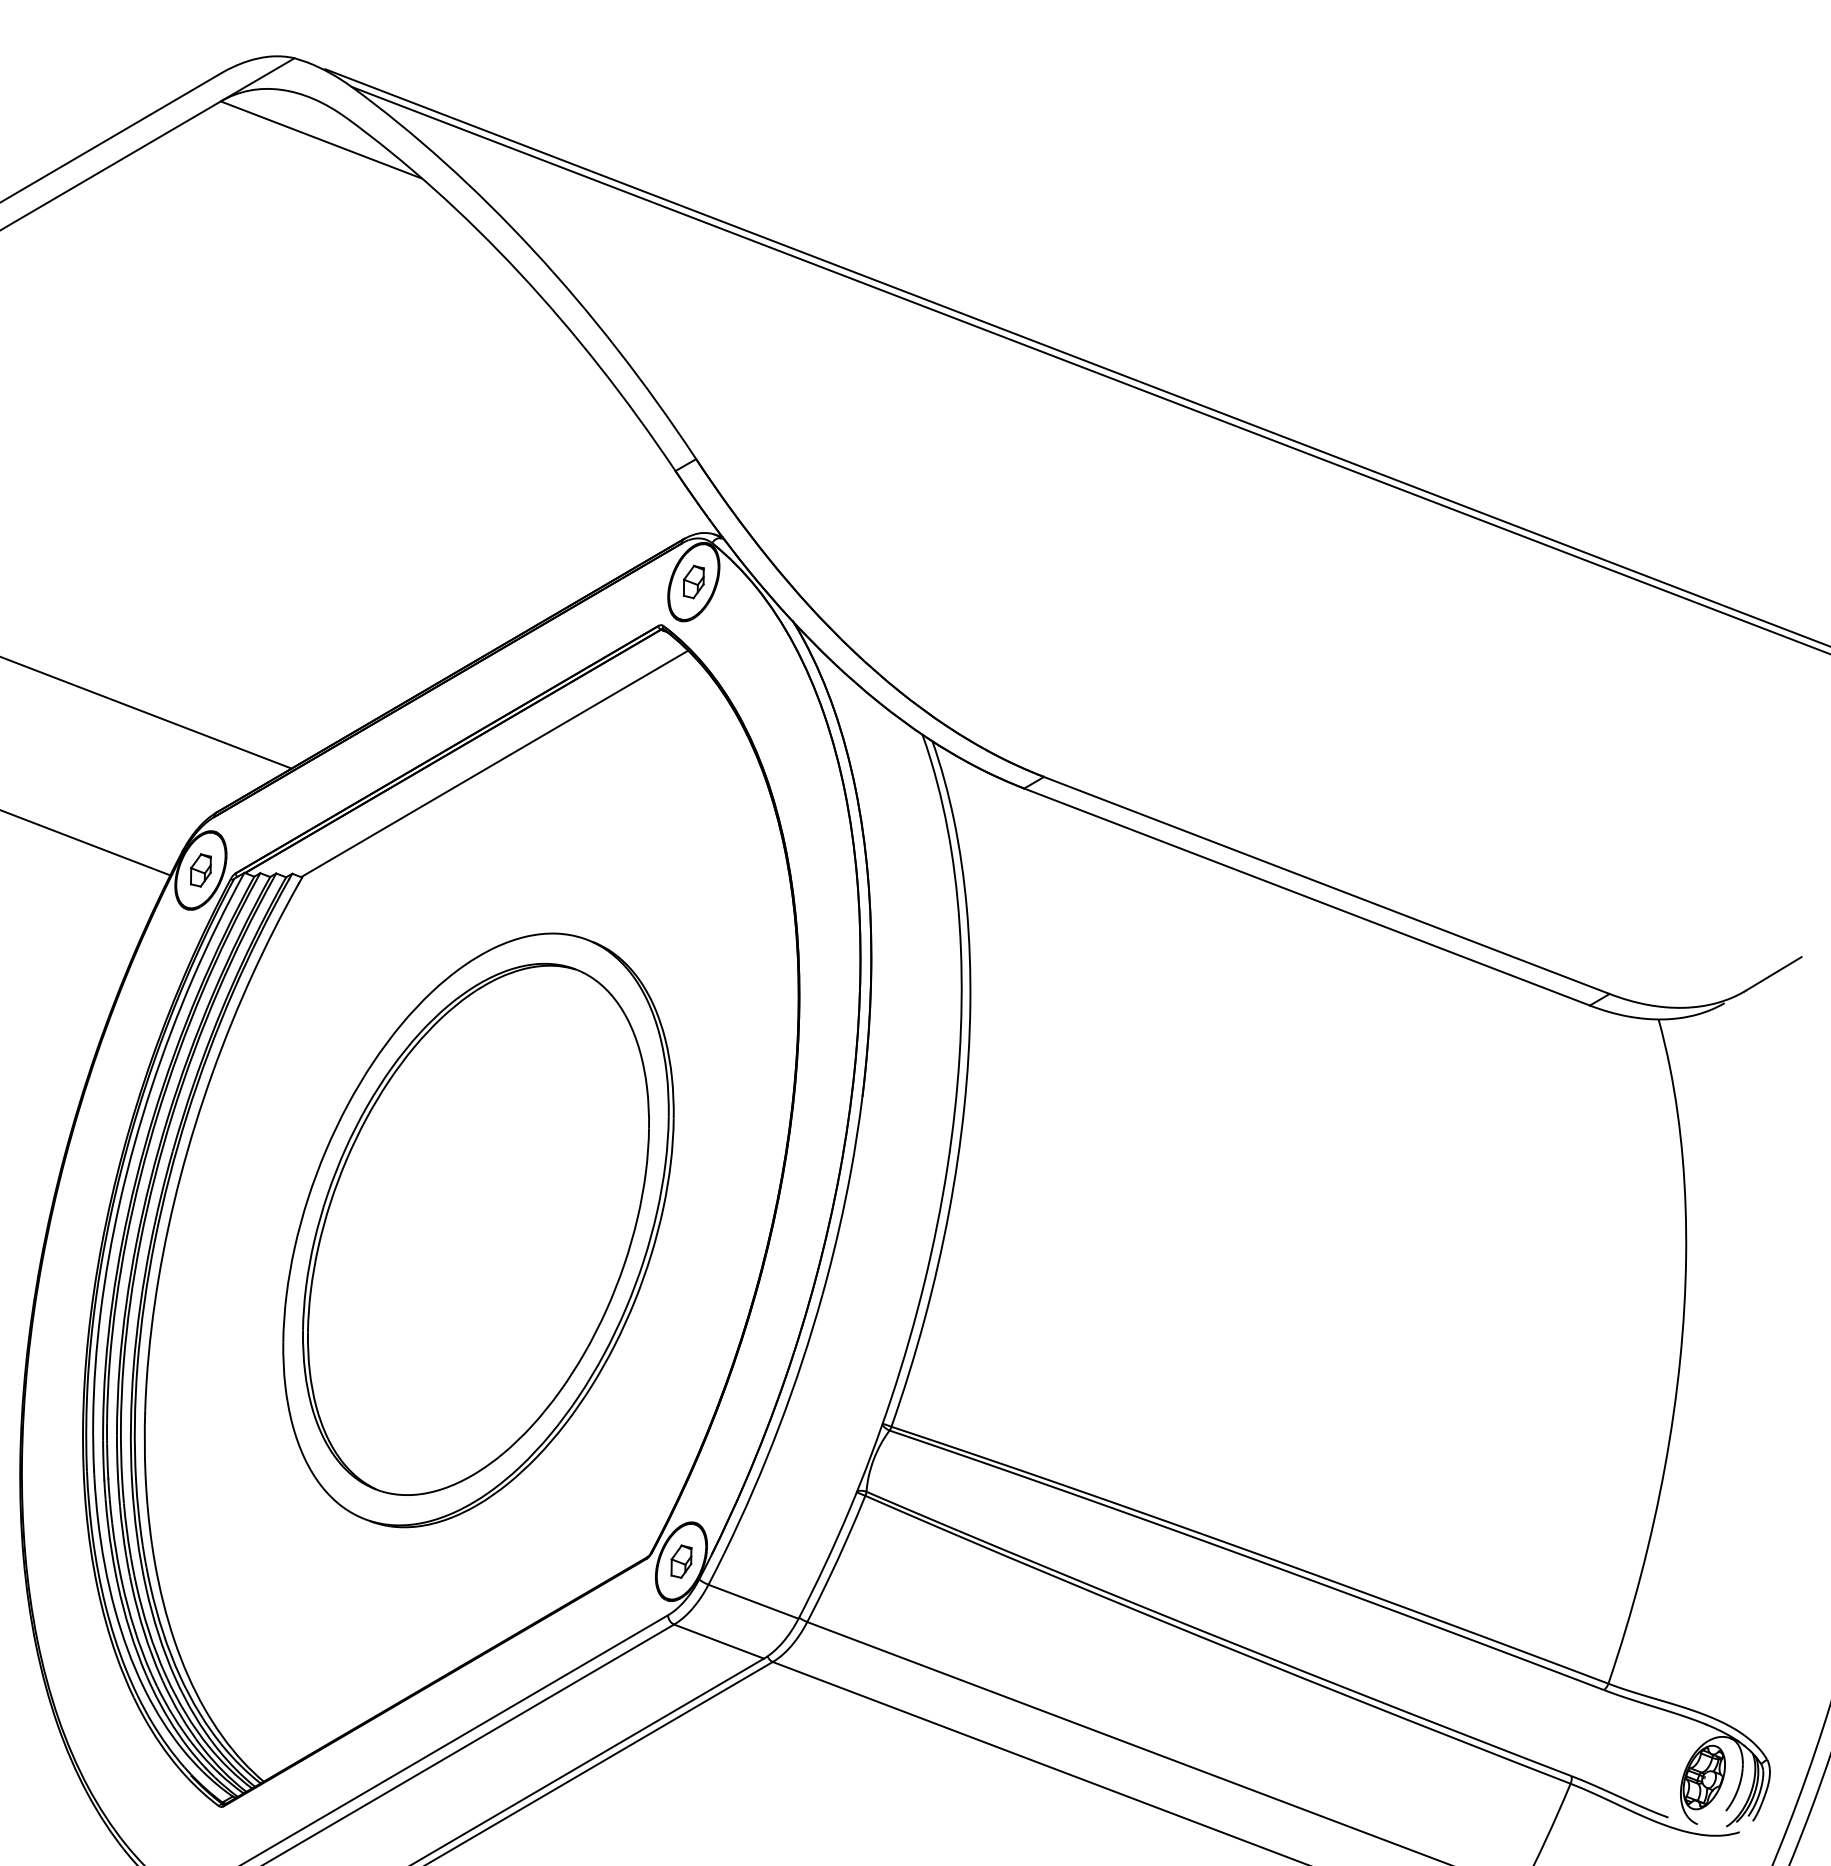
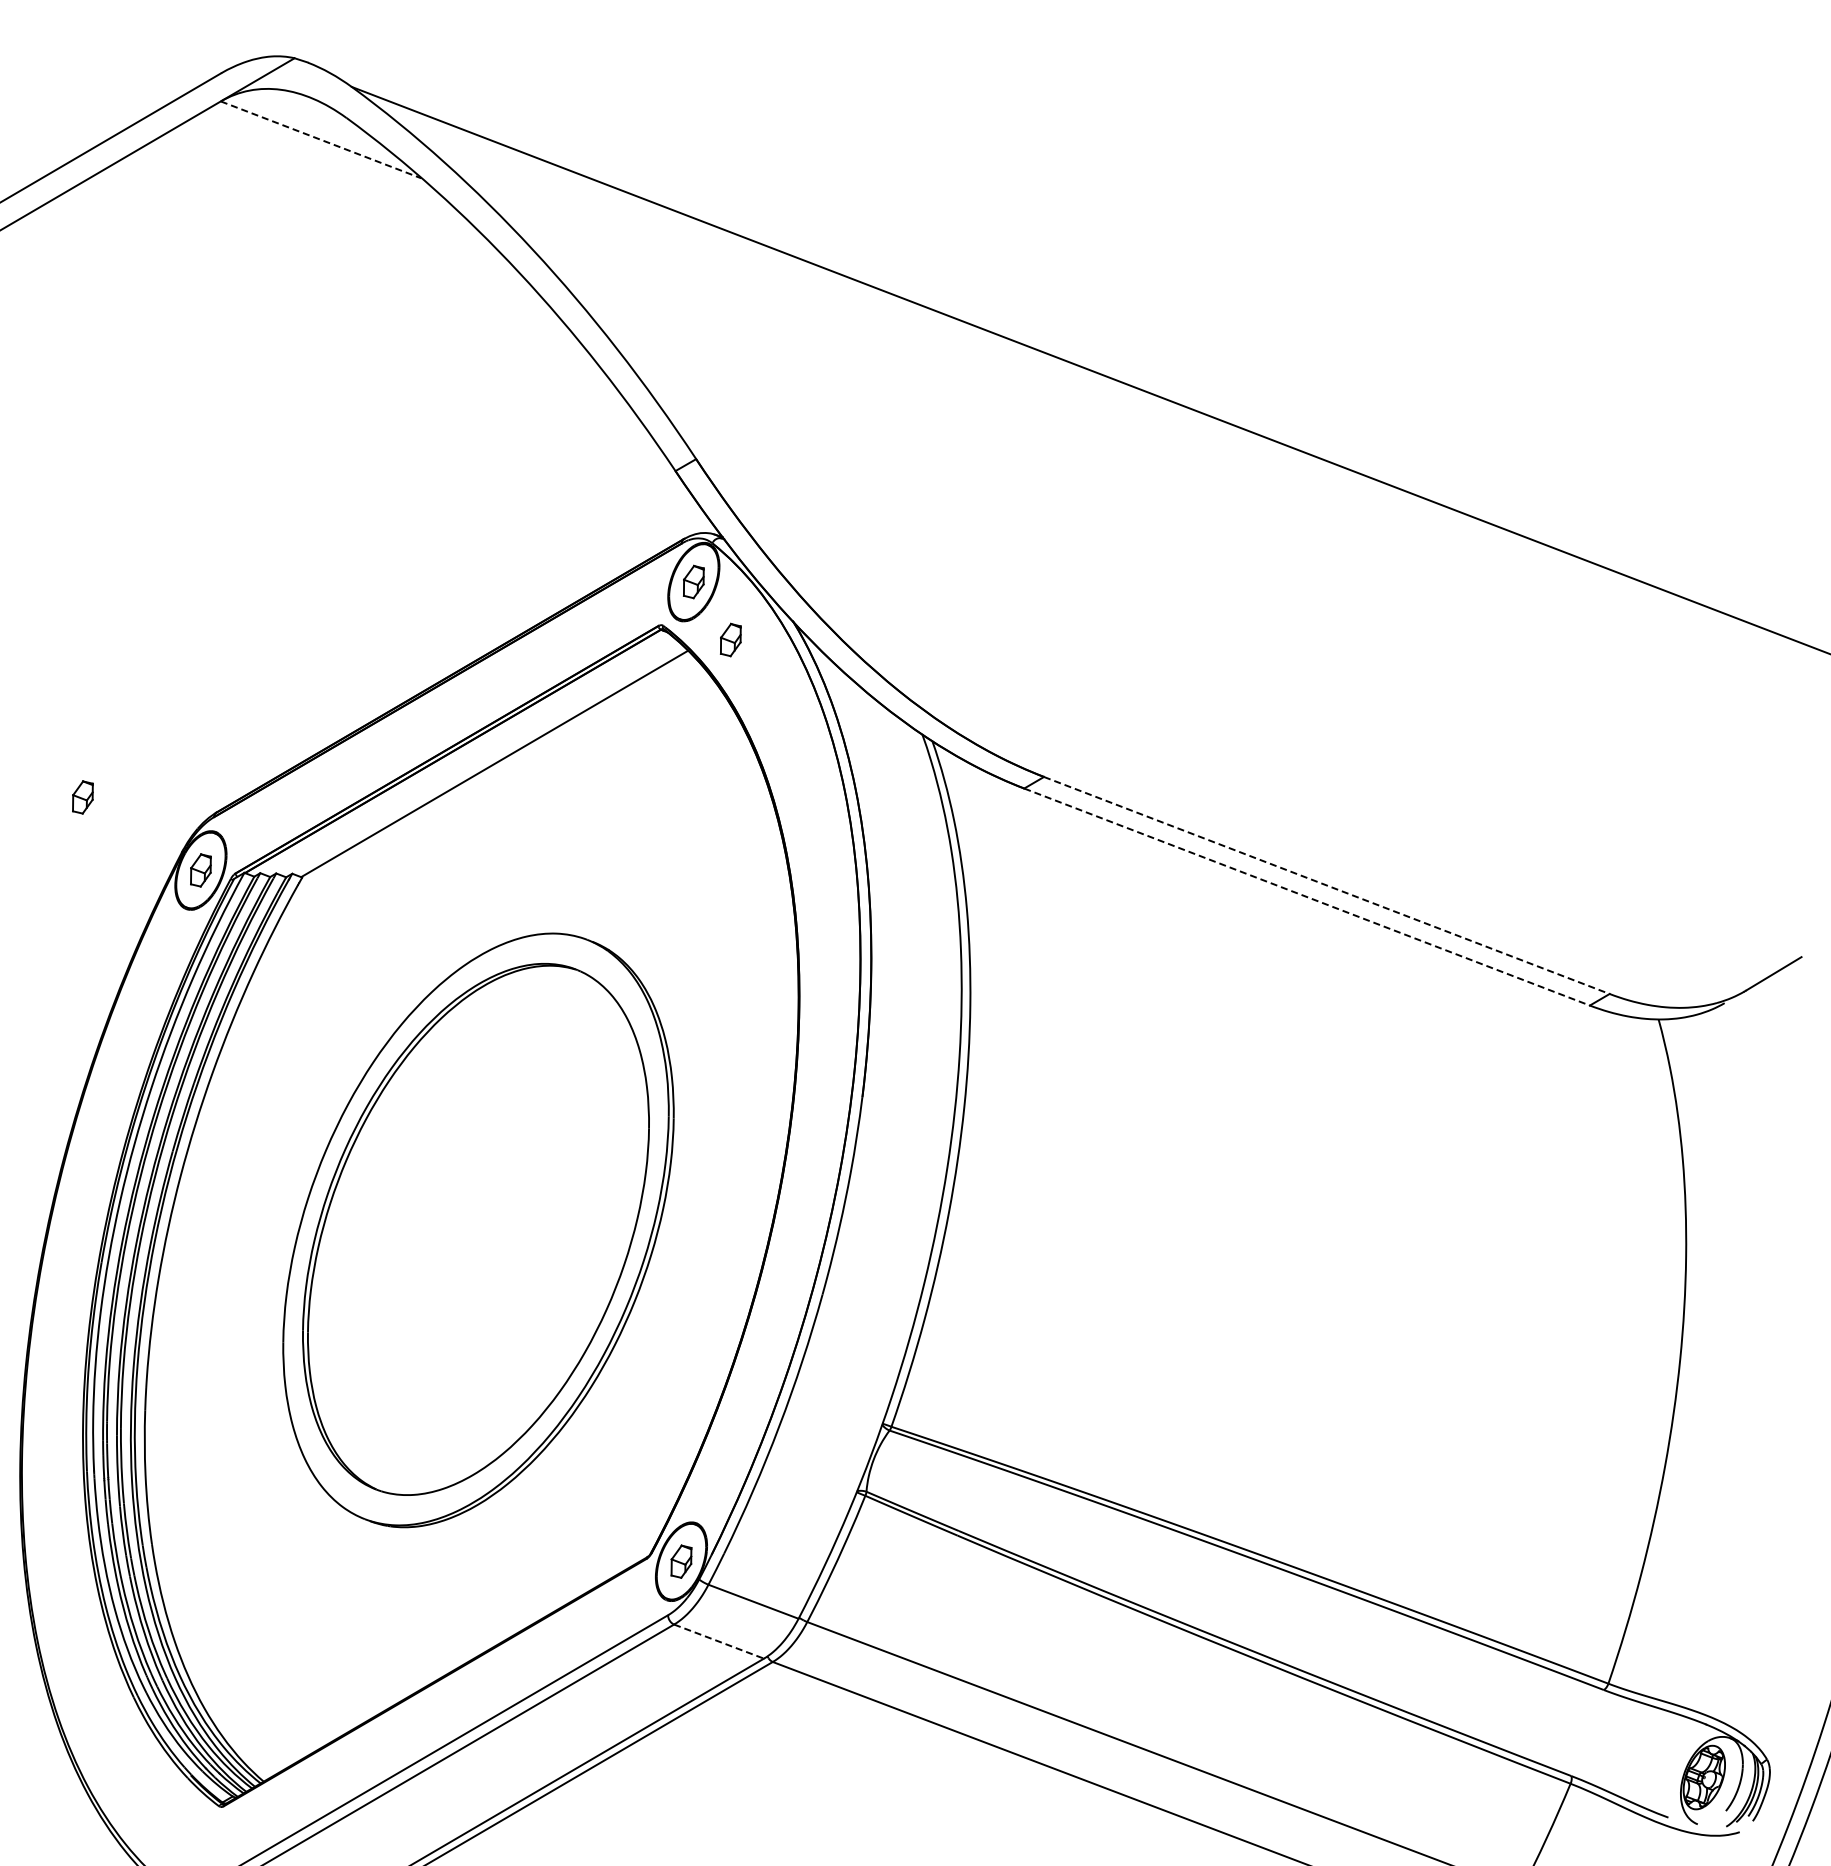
line: solid -> dashed (321, 140)
line: present -> none (1076, 357)
part: none -> present (730, 639)
line: present -> none (146, 712)
part: none -> present (82, 797)
line: present -> none (86, 842)
line: solid -> dashed (1326, 885)
line: solid -> dashed (1307, 897)
line: solid -> dashed (719, 1641)
